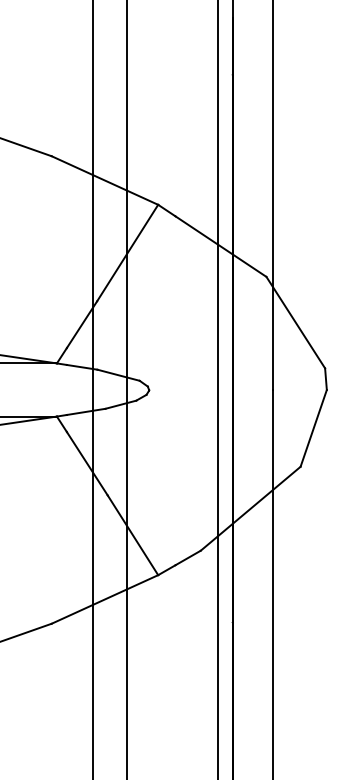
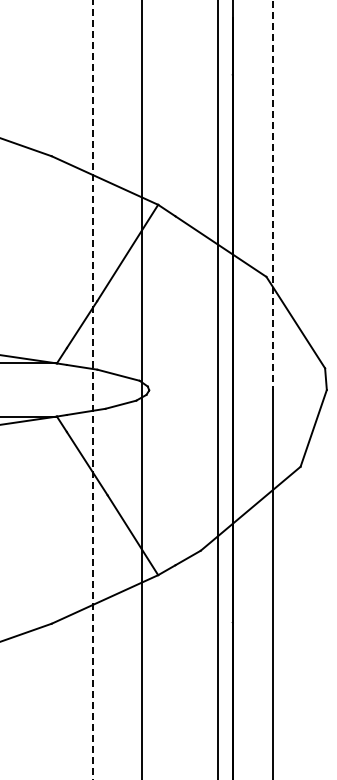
line: solid -> dashed (273, 195)
line position: (127, 389) -> (142, 389) (142, 389)
line: solid -> dashed (92, 390)
